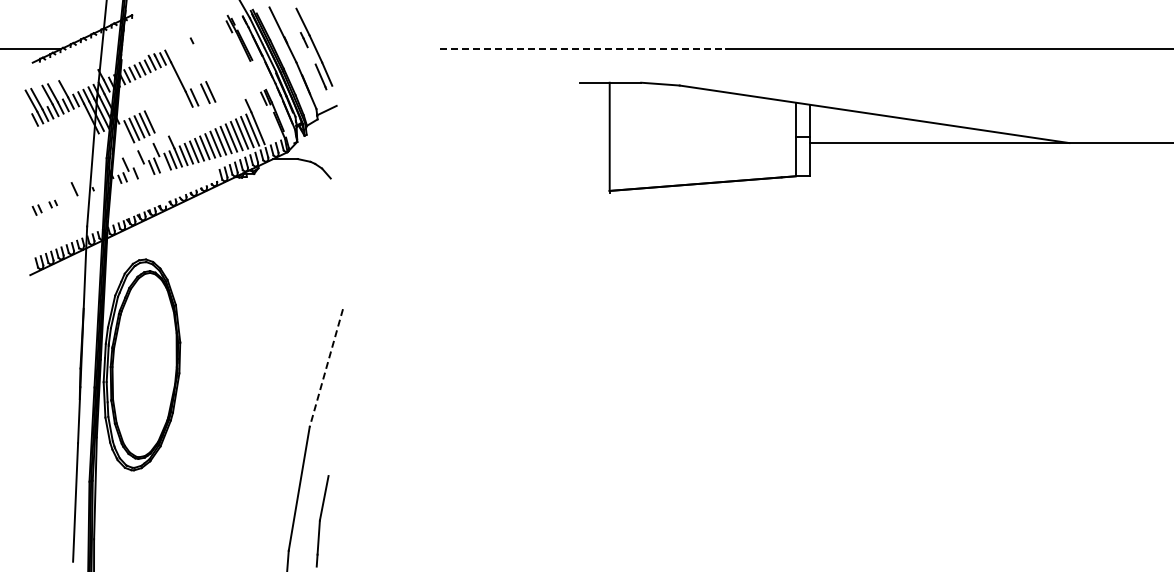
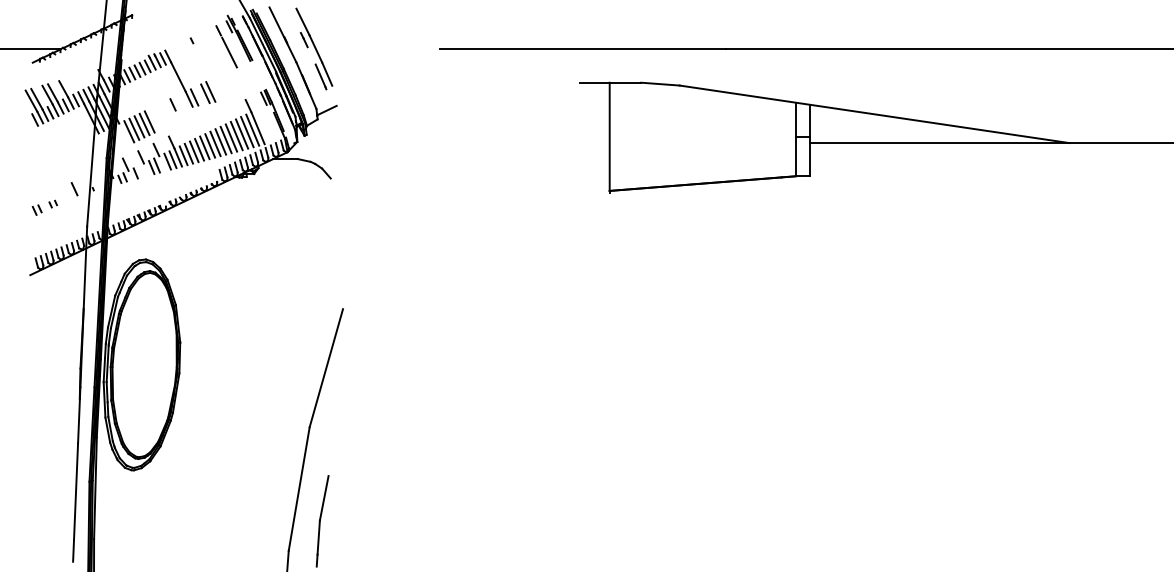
line: none -> present (226, 46)
line: dashed -> solid (582, 48)
line: none -> present (172, 104)
line: dashed -> solid (326, 368)
